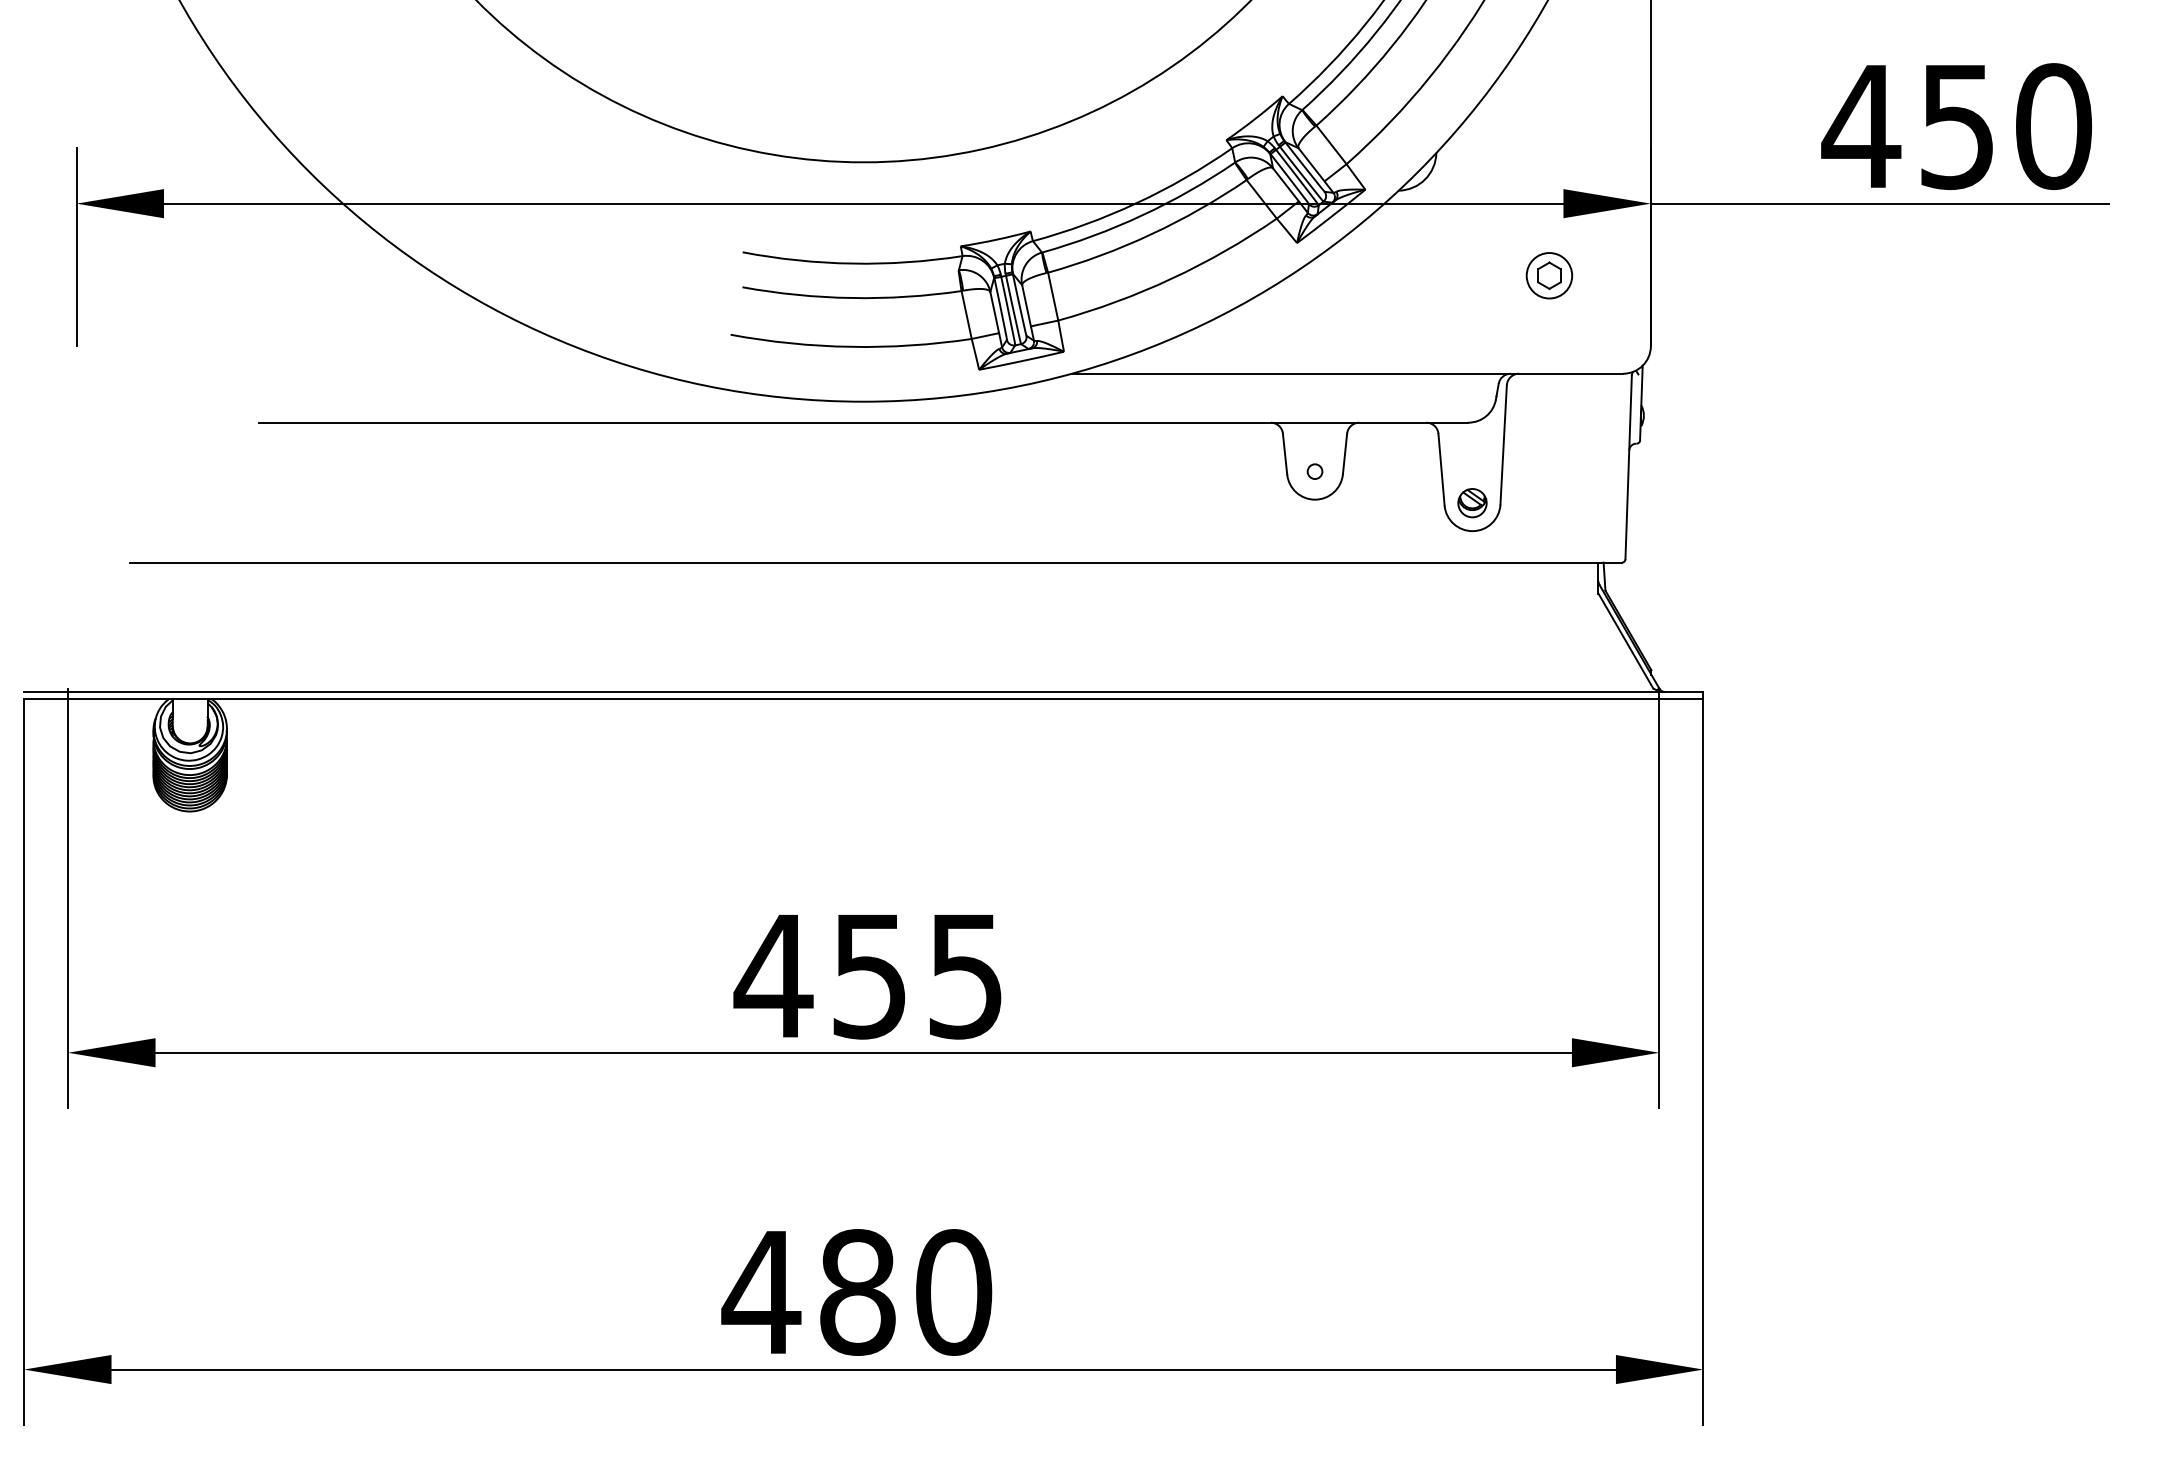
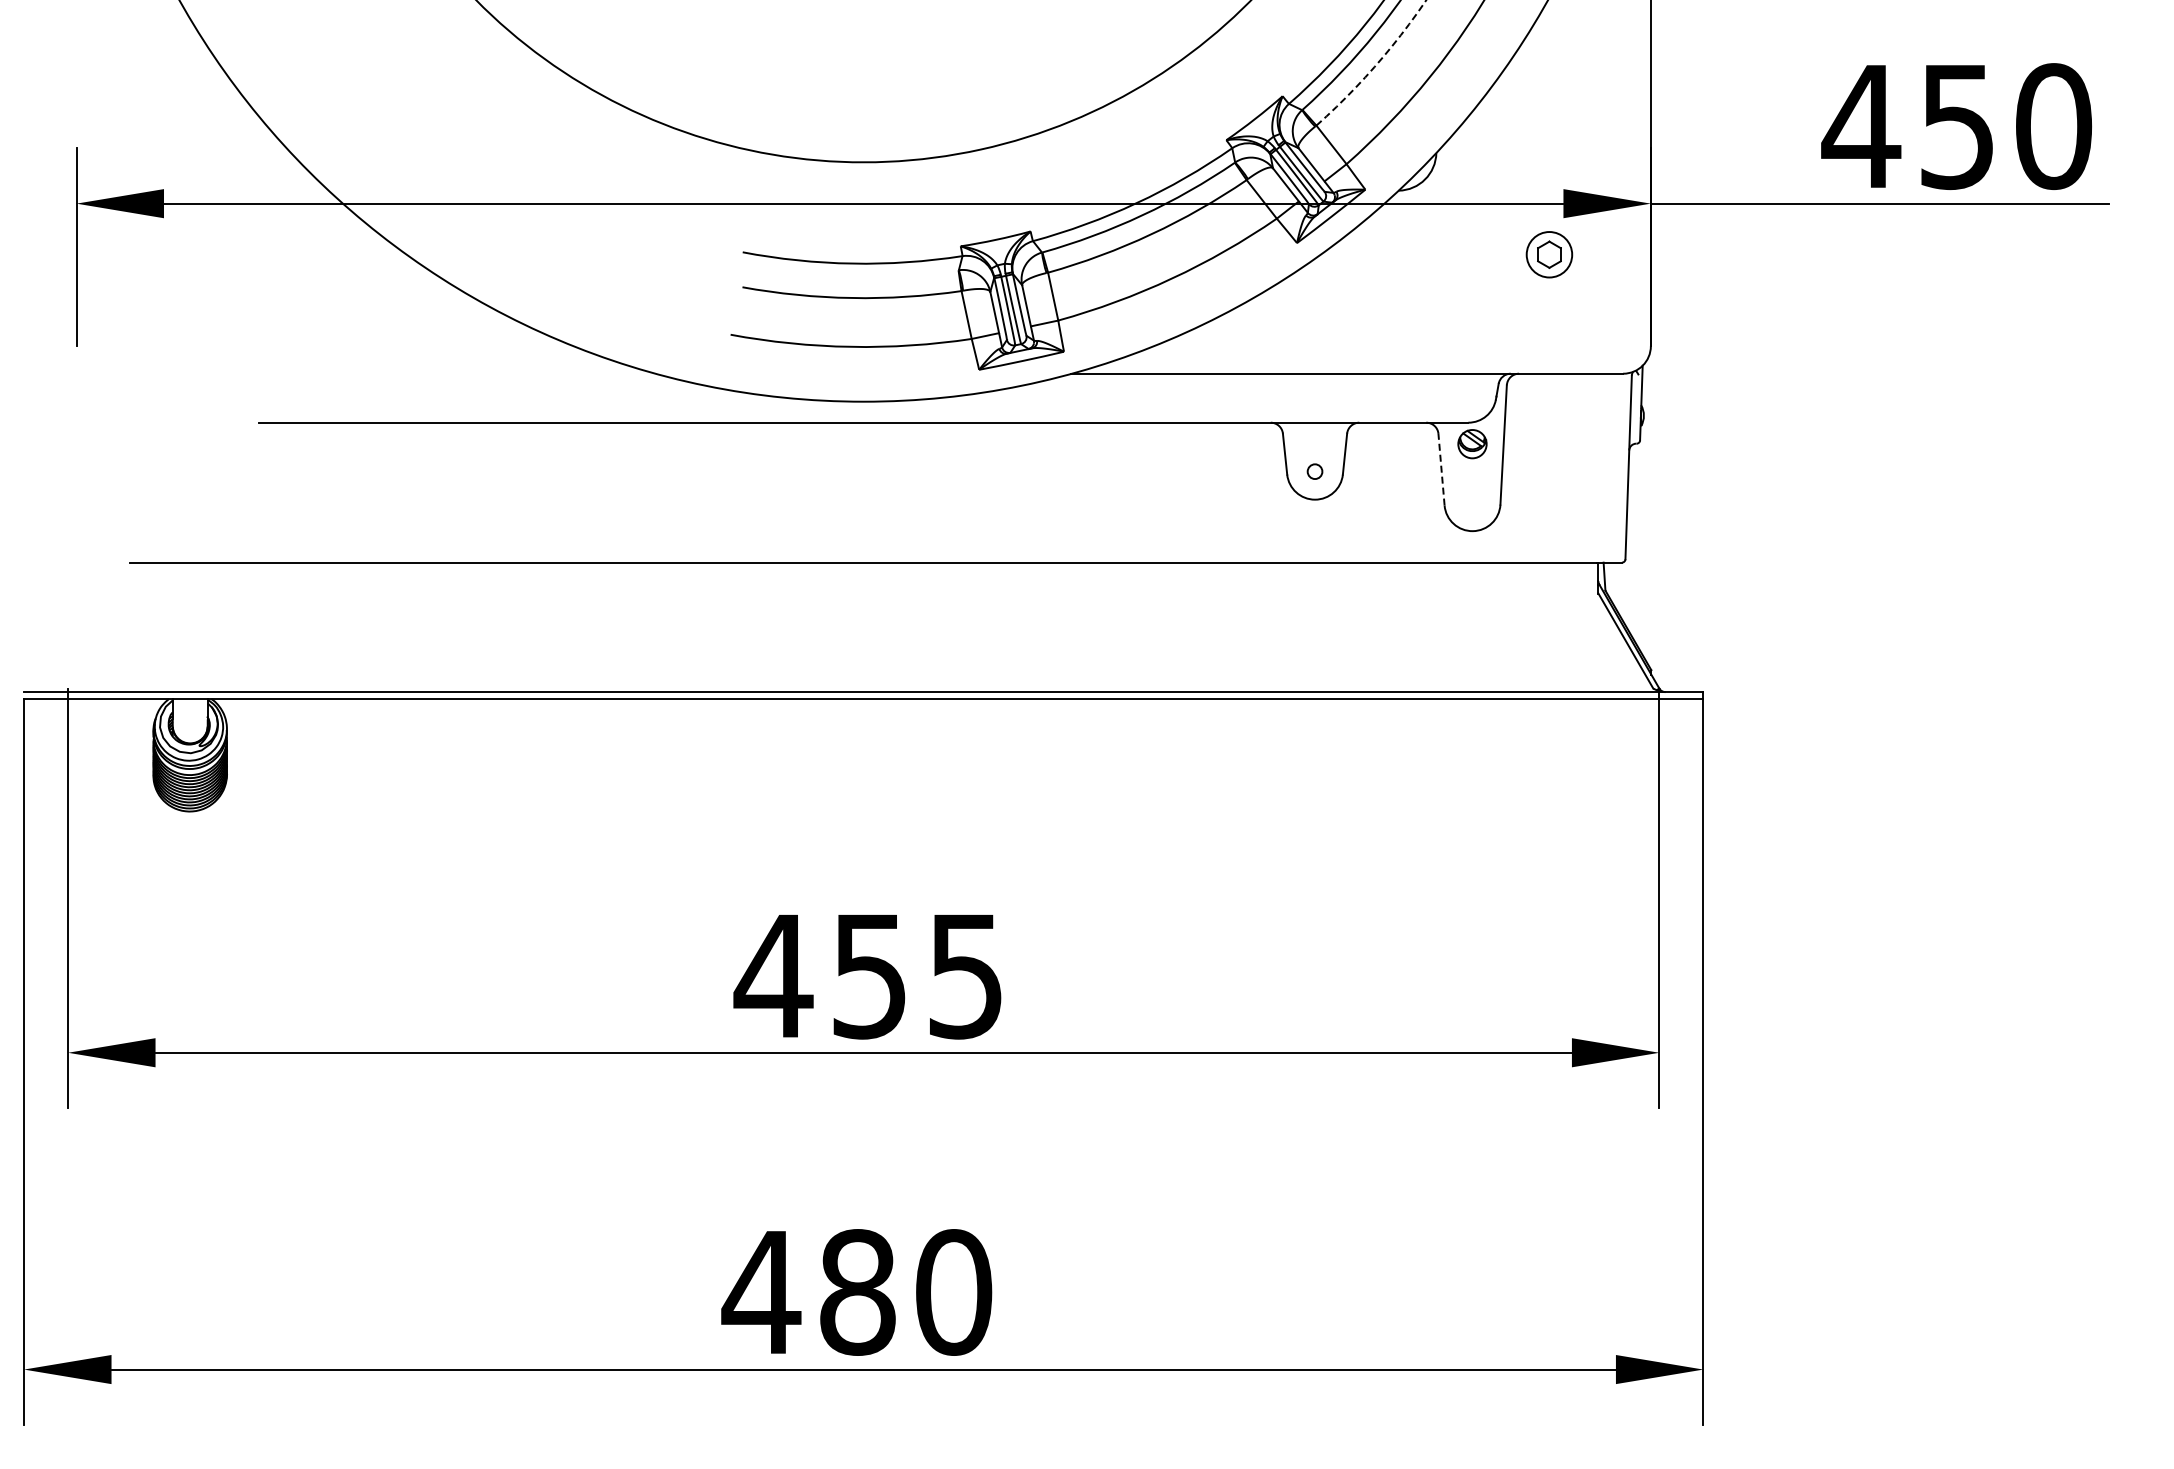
arc: solid -> dashed (1375, 66)
part position: (1549, 275) -> (1549, 254) (1549, 254)
line: solid -> dashed (1441, 469)
part position: (1472, 503) -> (1472, 444) (1472, 444)
